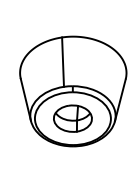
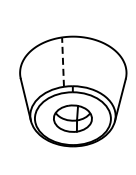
line: solid -> dashed (63, 62)
